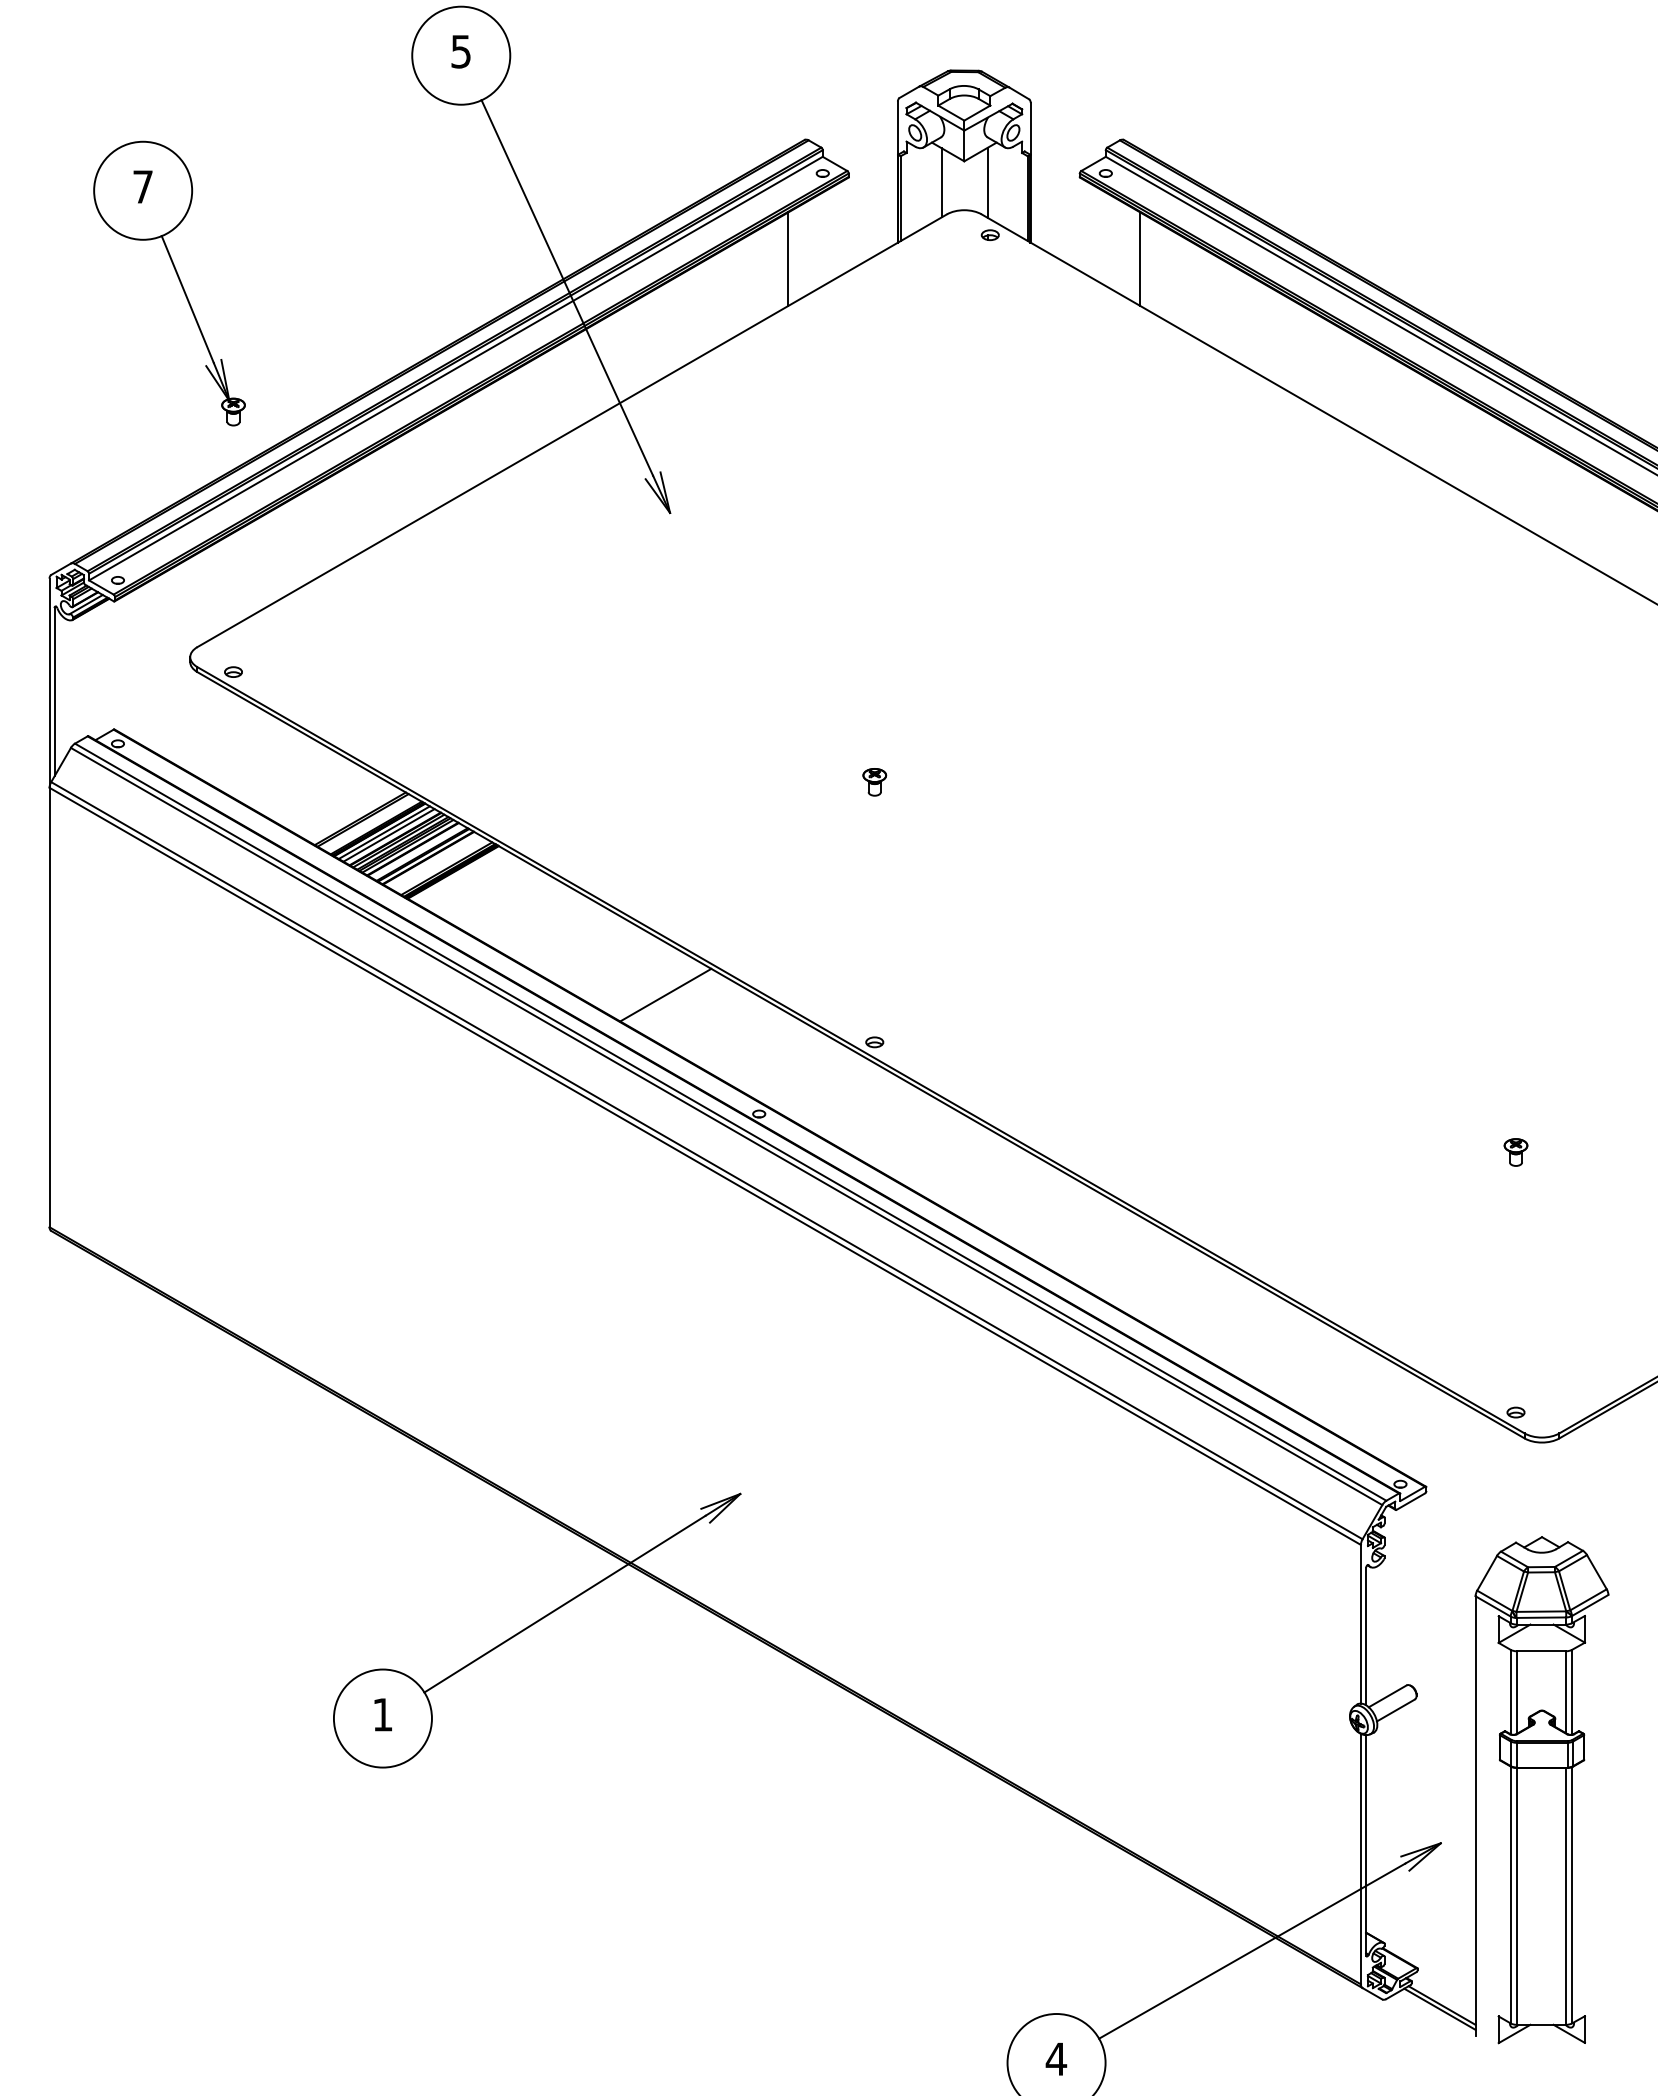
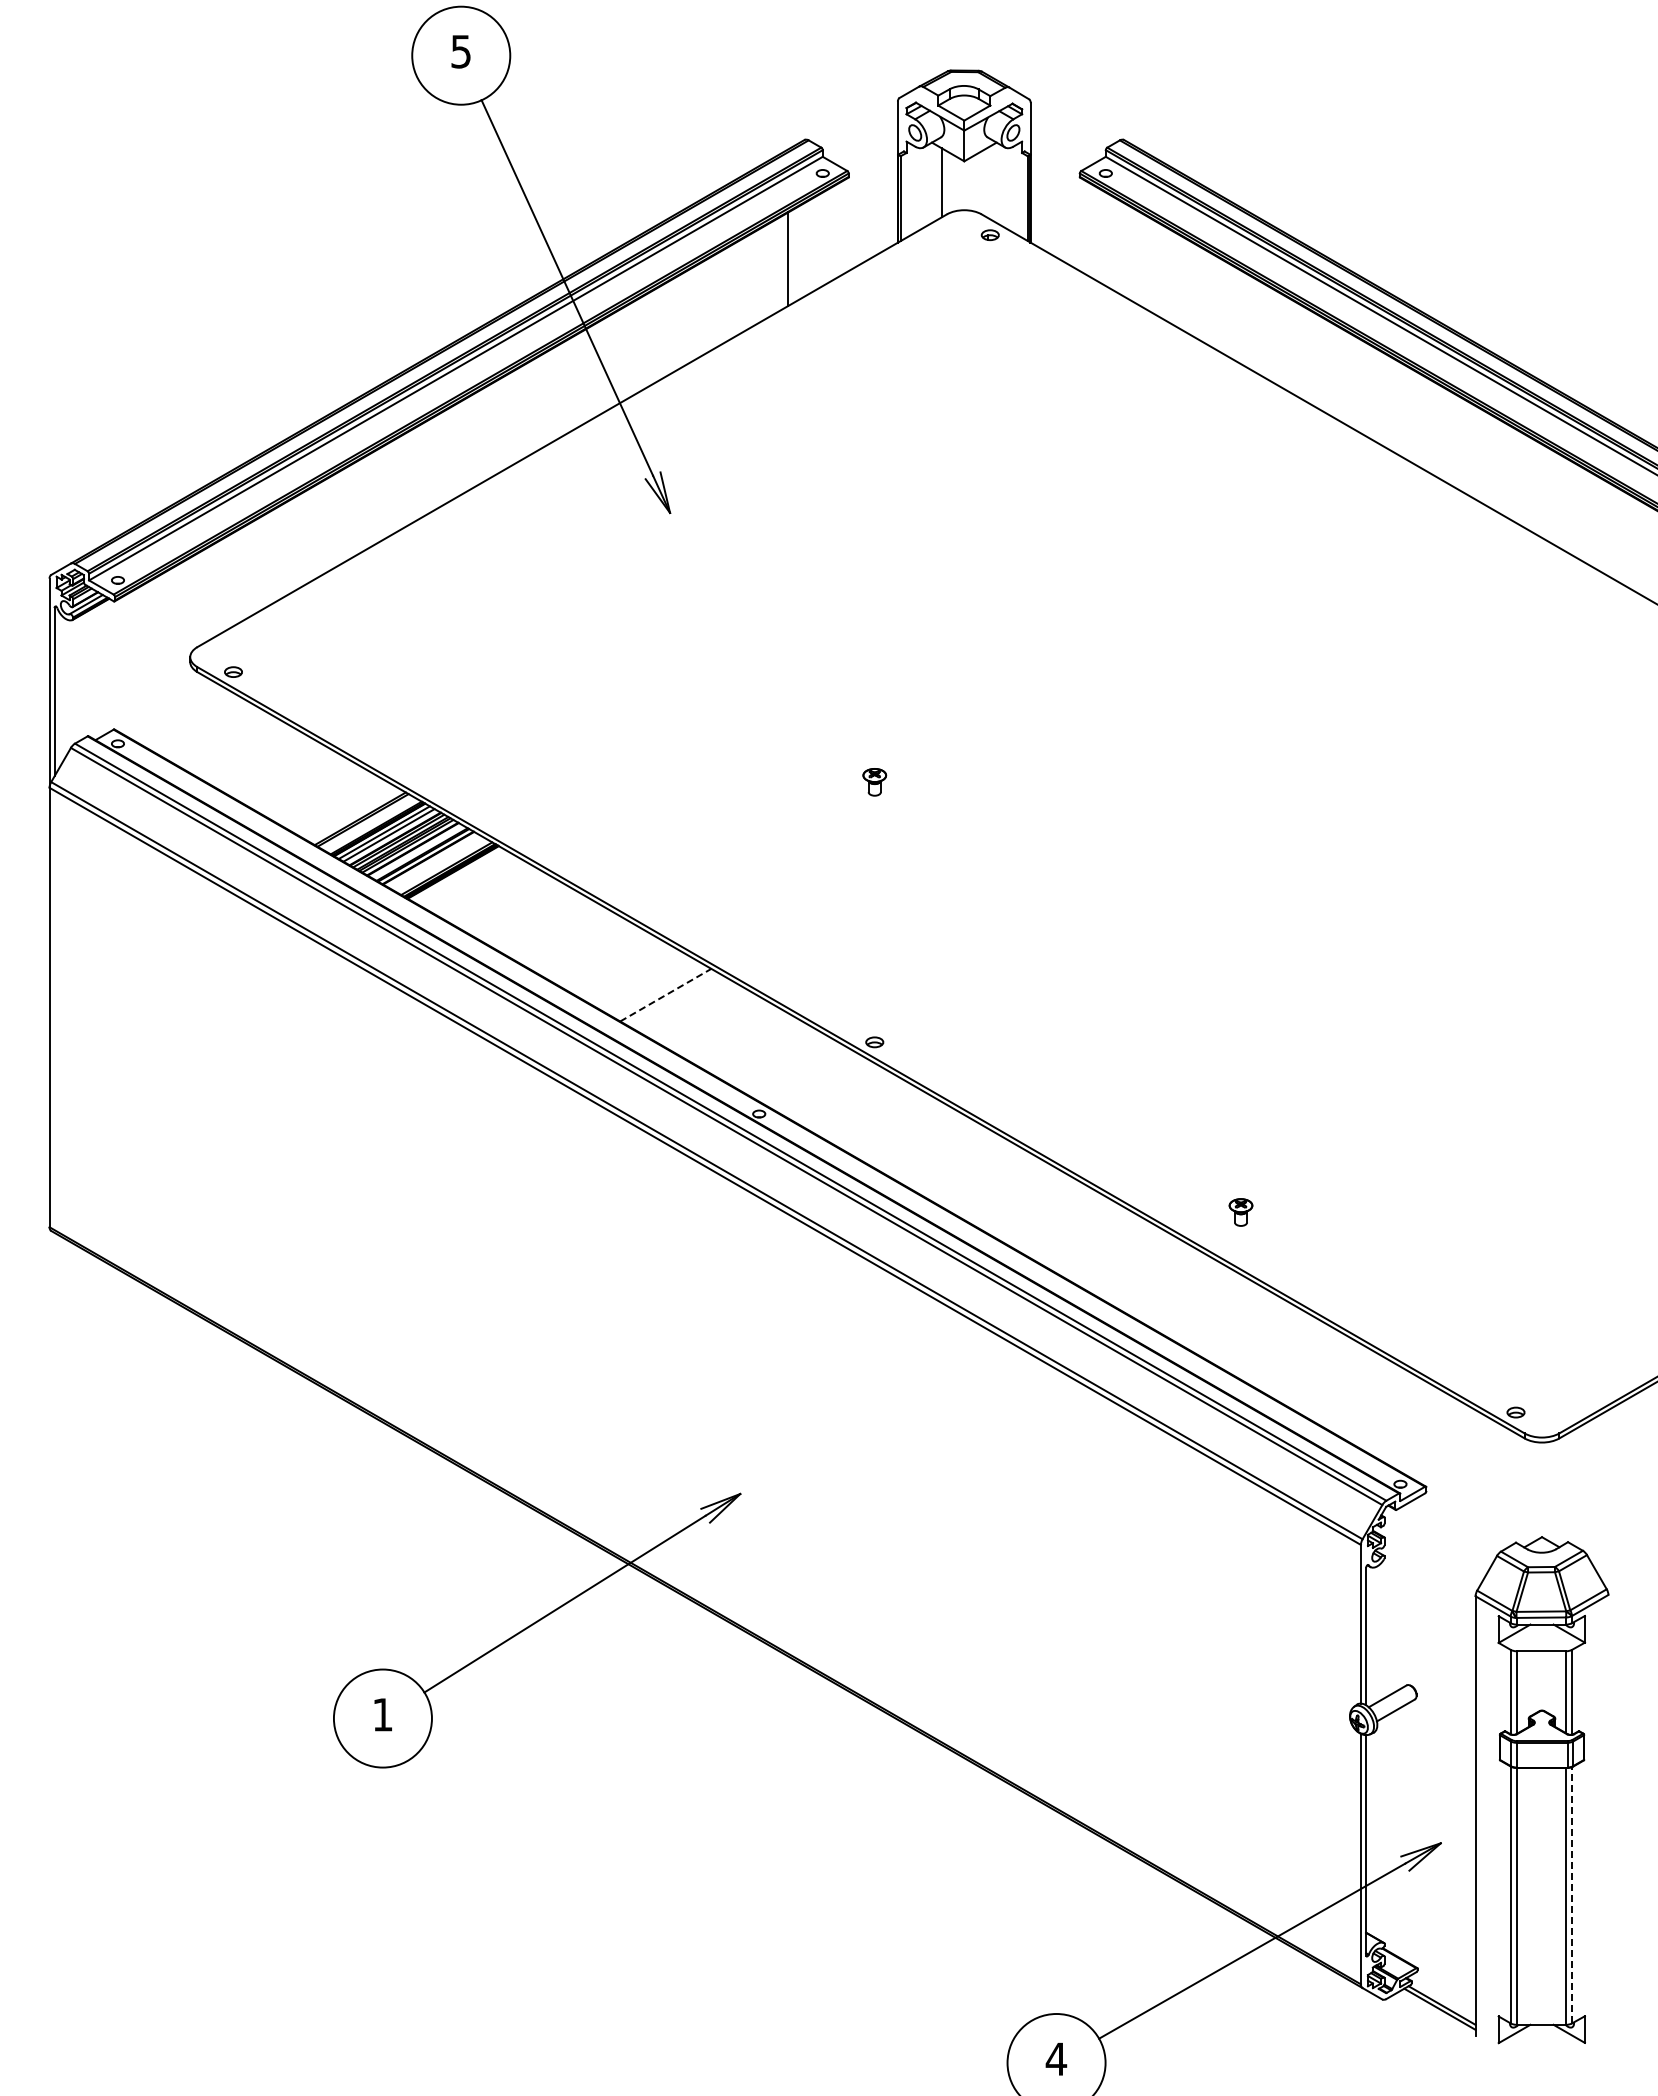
line: present -> none (988, 182)
line: present -> none (1140, 258)
part: present -> none (178, 279)
line: solid -> dashed (665, 995)
part position: (1515, 1152) -> (1240, 1212) (1240, 1212)
line: solid -> dashed (1571, 1894)
